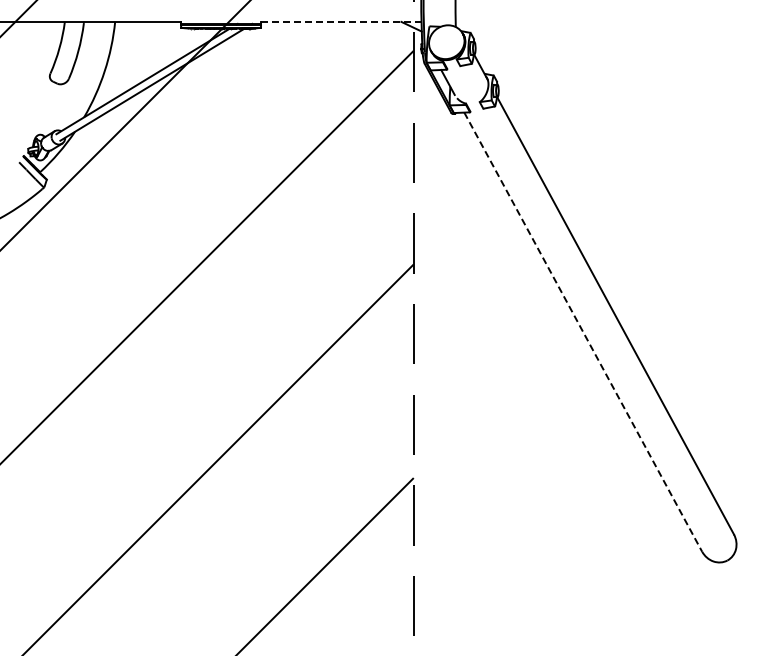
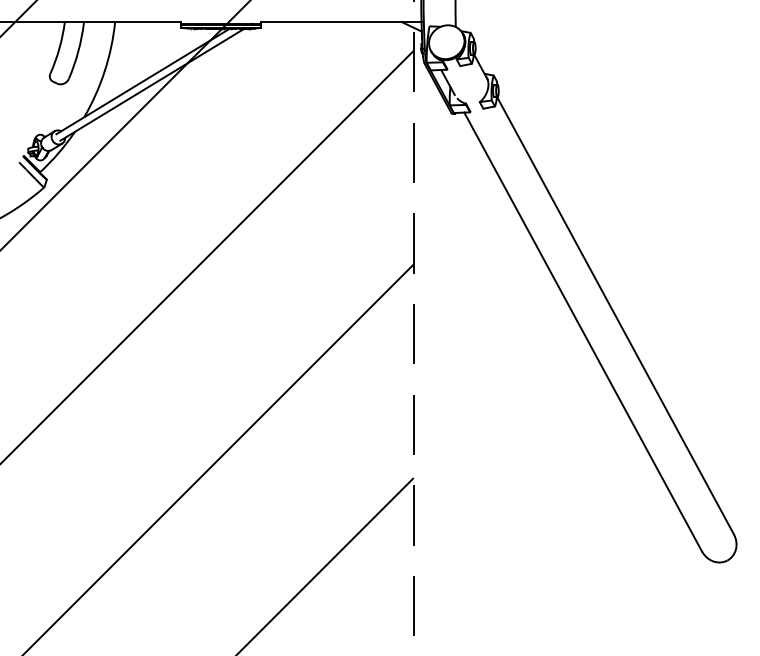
line: dashed -> solid (341, 21)
line: dashed -> solid (583, 332)
